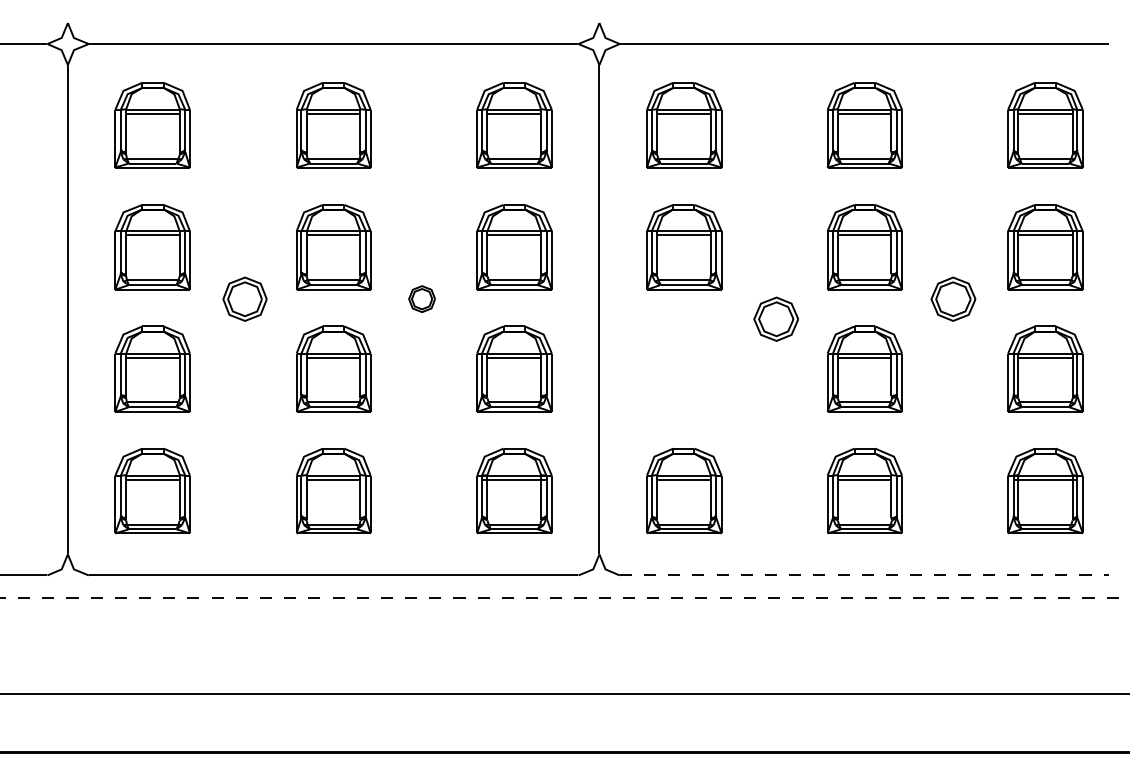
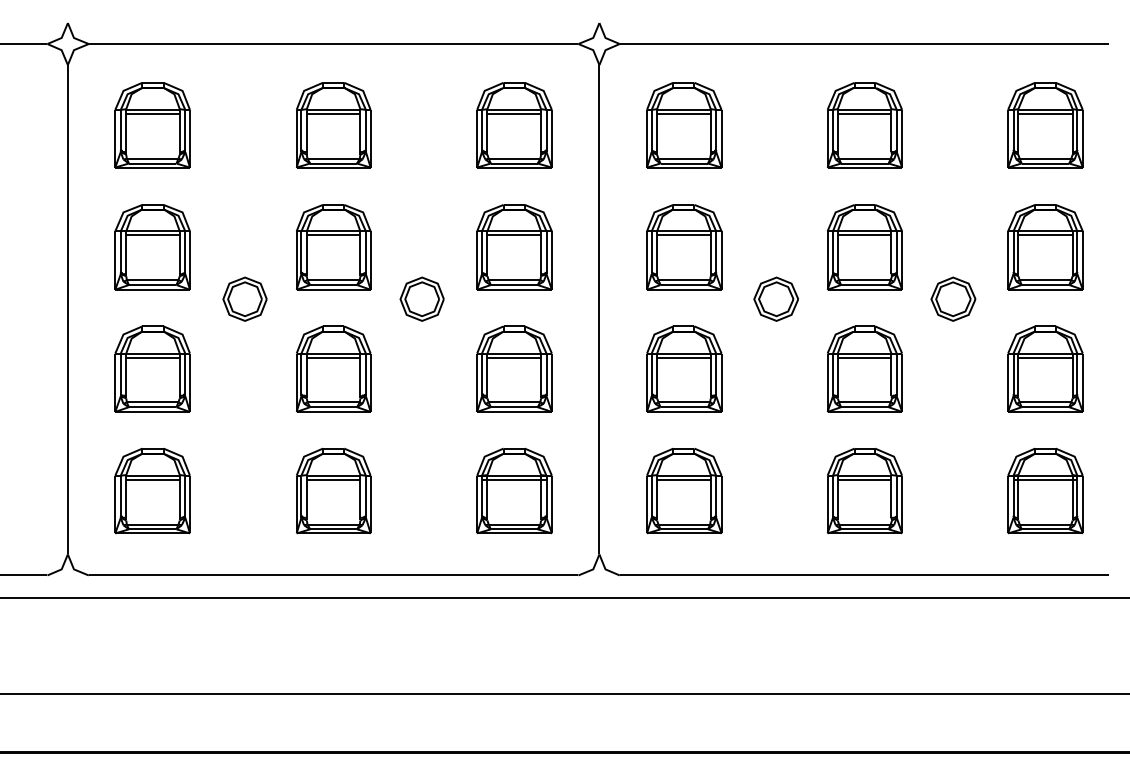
part size: 28x28 px -> 46x46 px (421, 298)
part position: (775, 318) -> (775, 298) (775, 298)
part: none -> present (684, 368)
line: dashed -> solid (864, 575)
line: dashed -> solid (565, 597)
